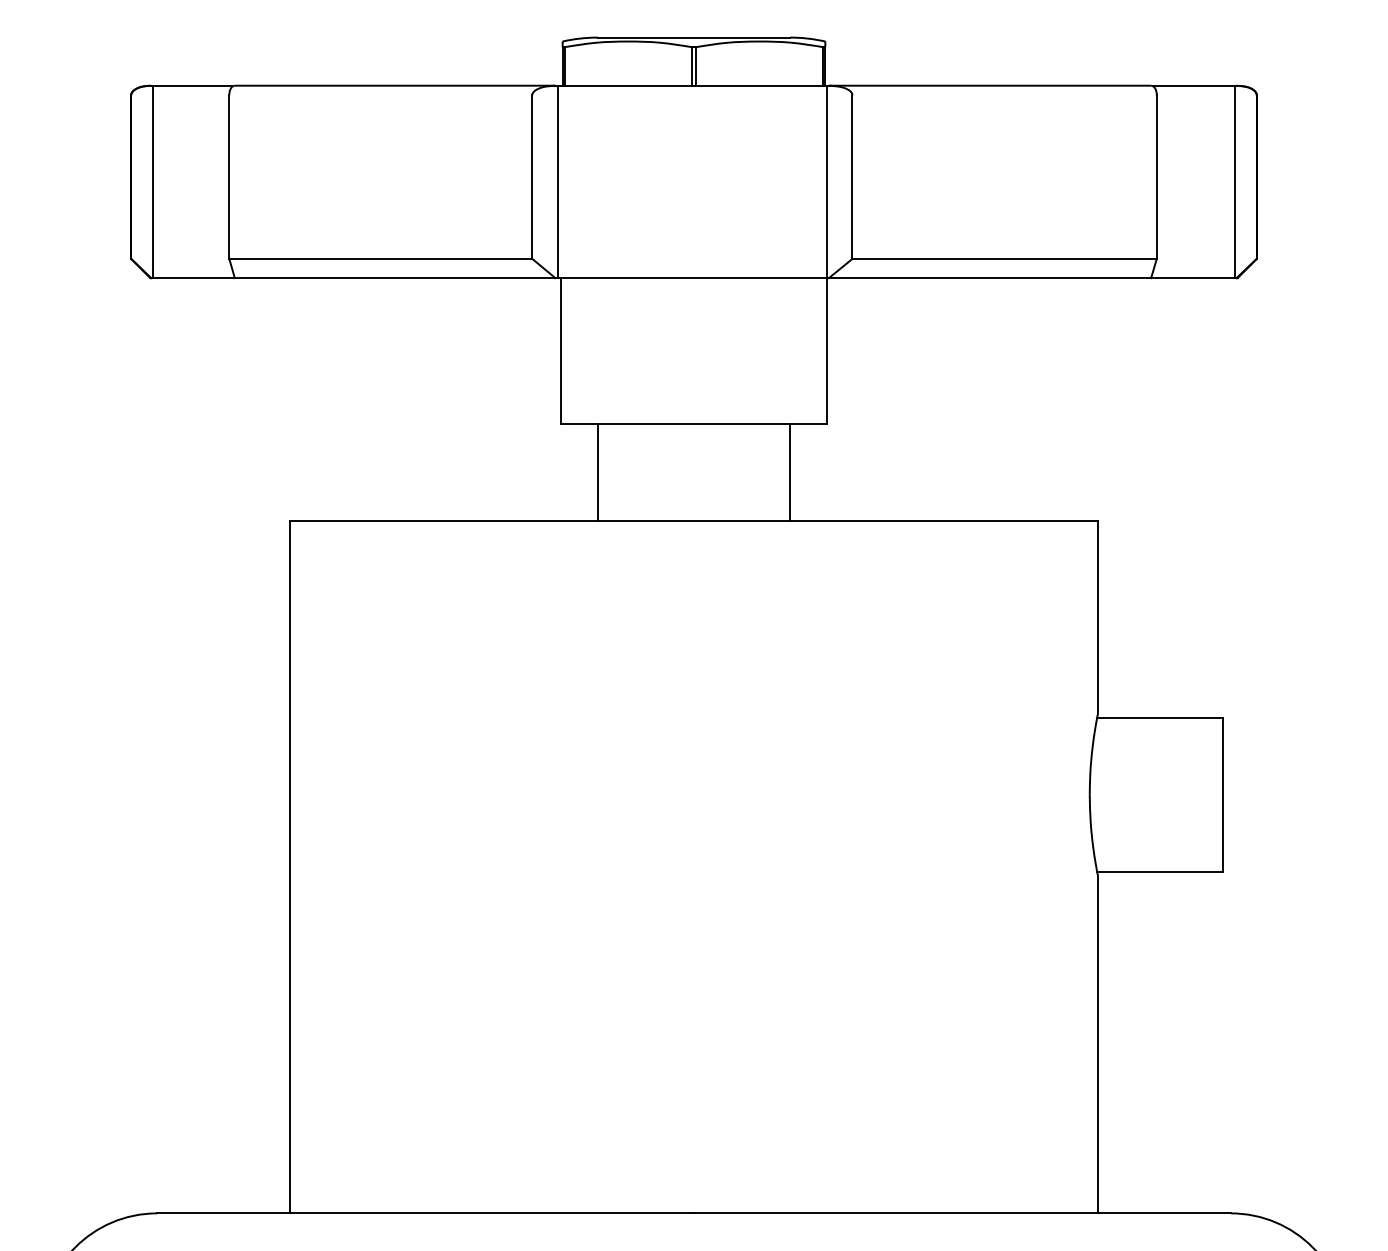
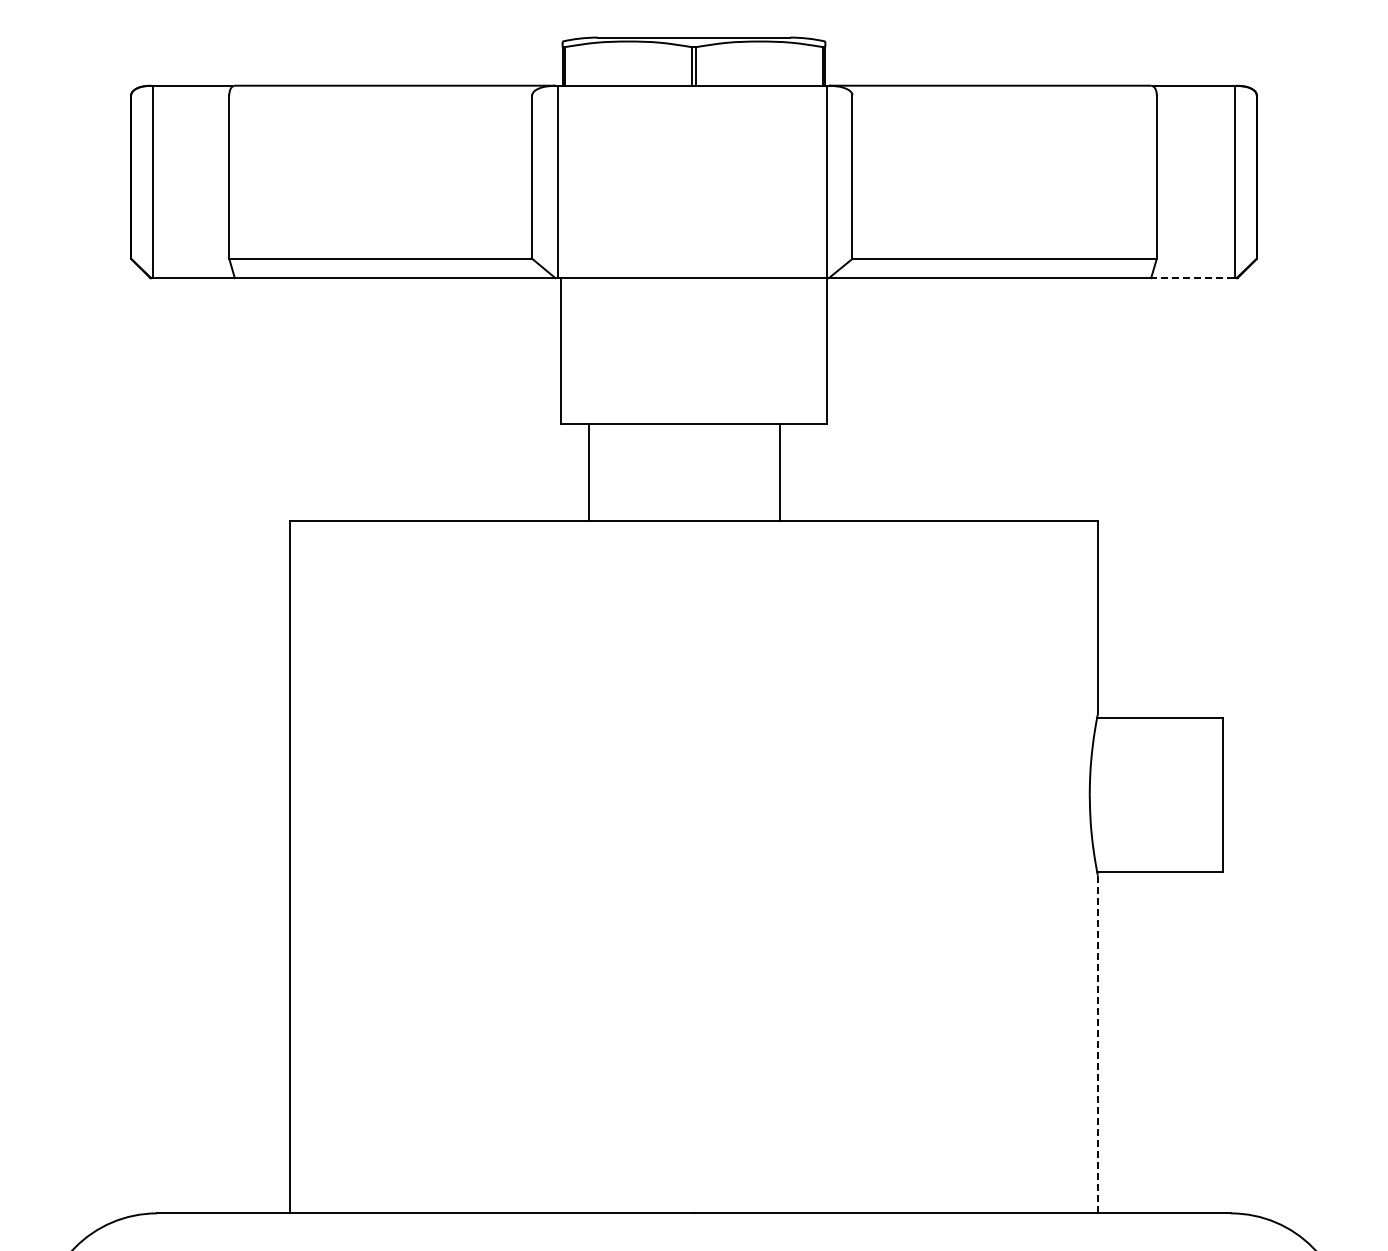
line: solid -> dashed (1192, 278)
line position: (597, 472) -> (588, 472) (588, 472)
line position: (790, 472) -> (780, 472) (780, 472)
line: solid -> dashed (1098, 1044)
